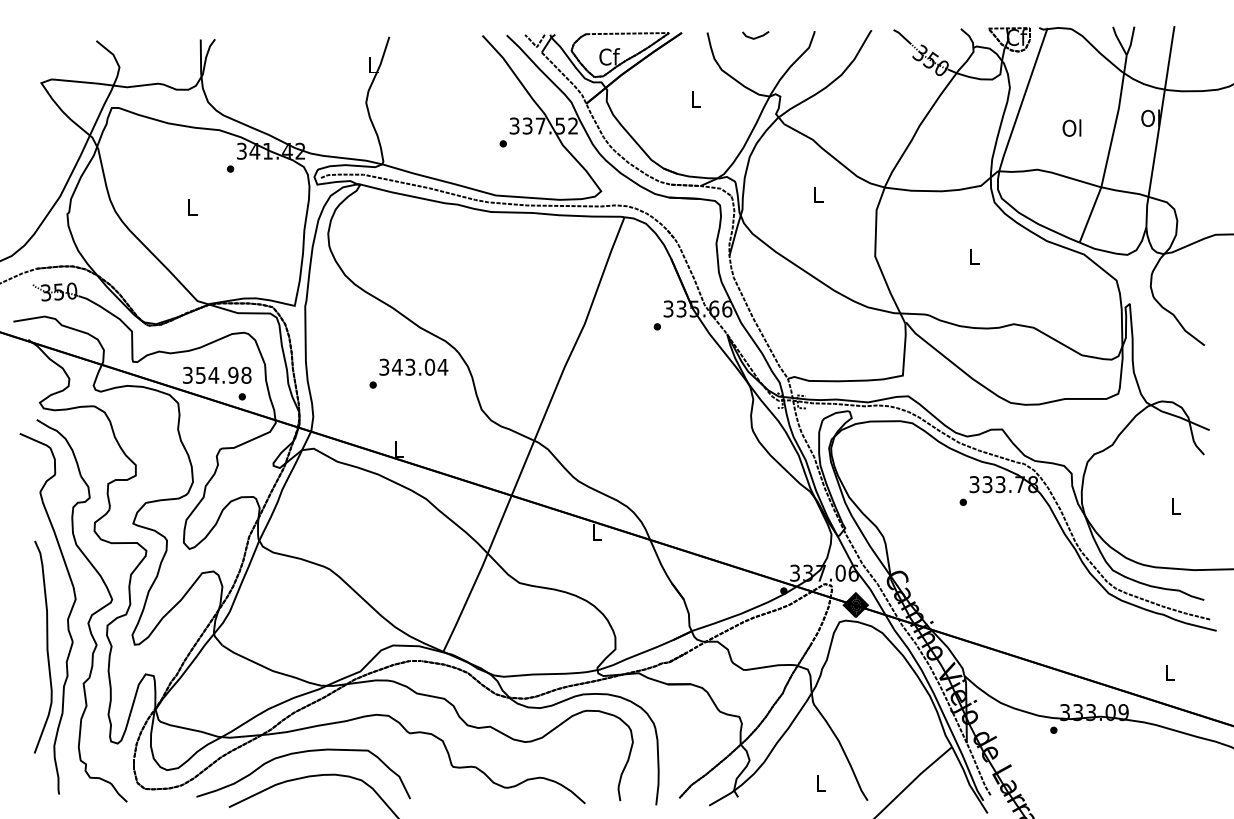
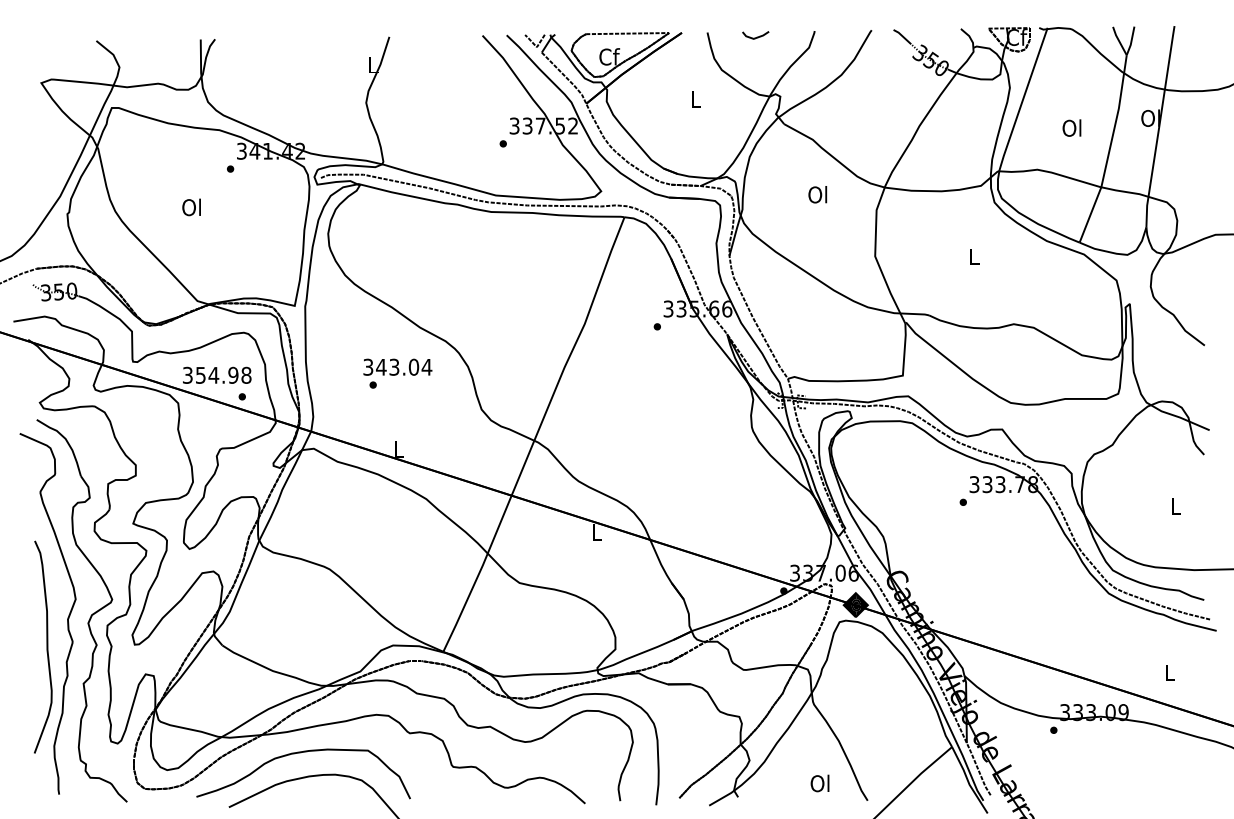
text: L -> Ol (817, 194)
text: L -> Ol (191, 207)
text position: (413, 366) -> (397, 366) (397, 366)
text: L -> Ol (819, 783)
